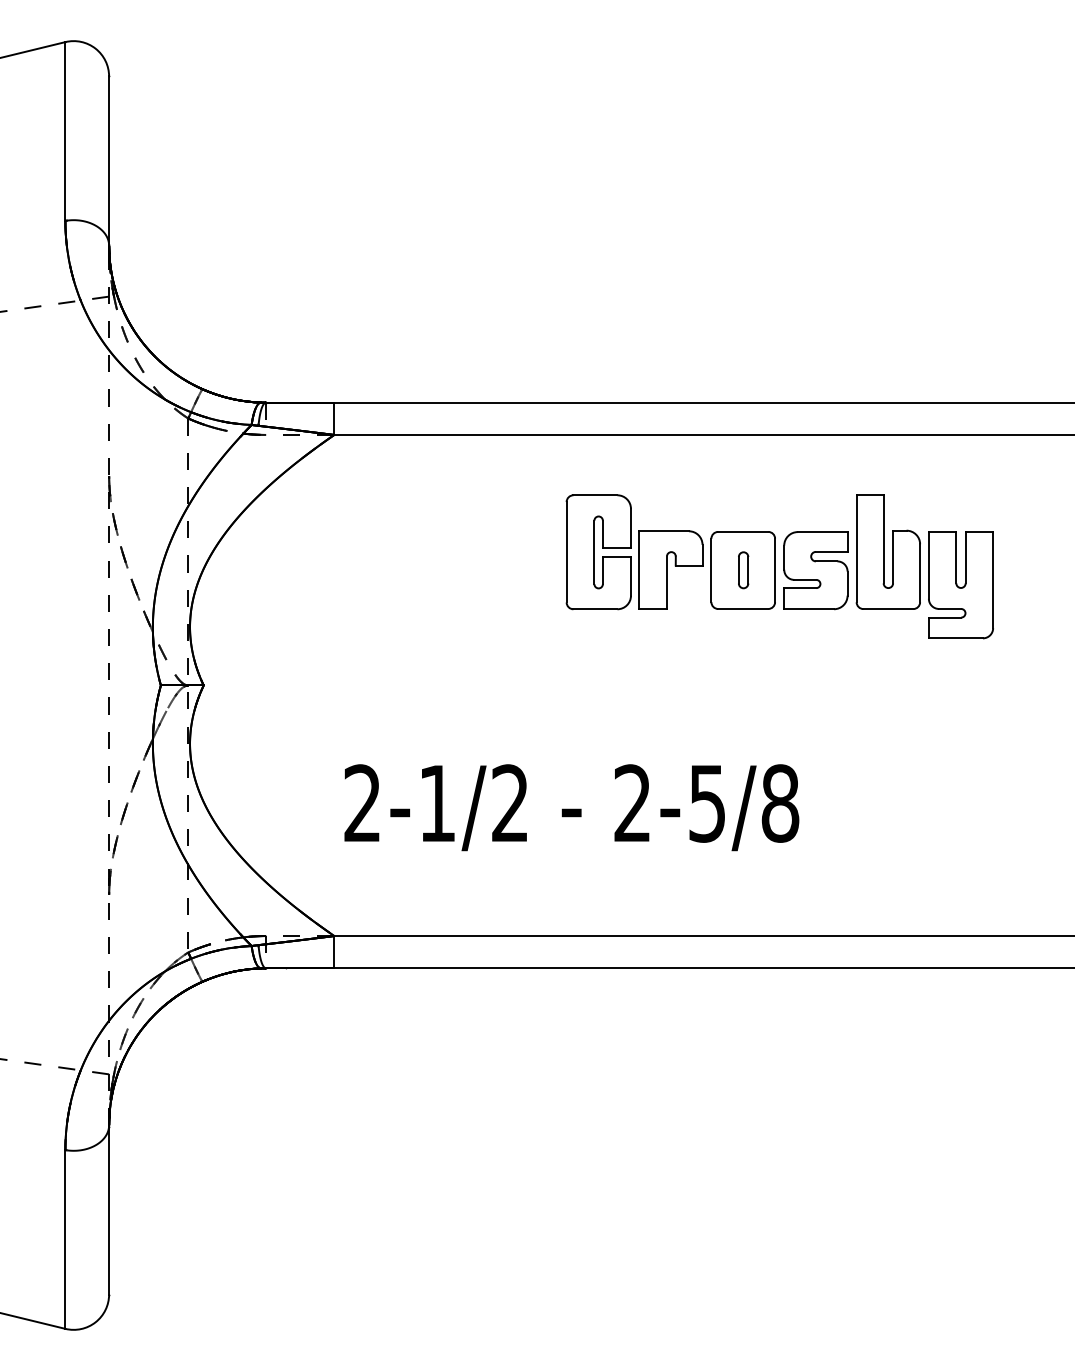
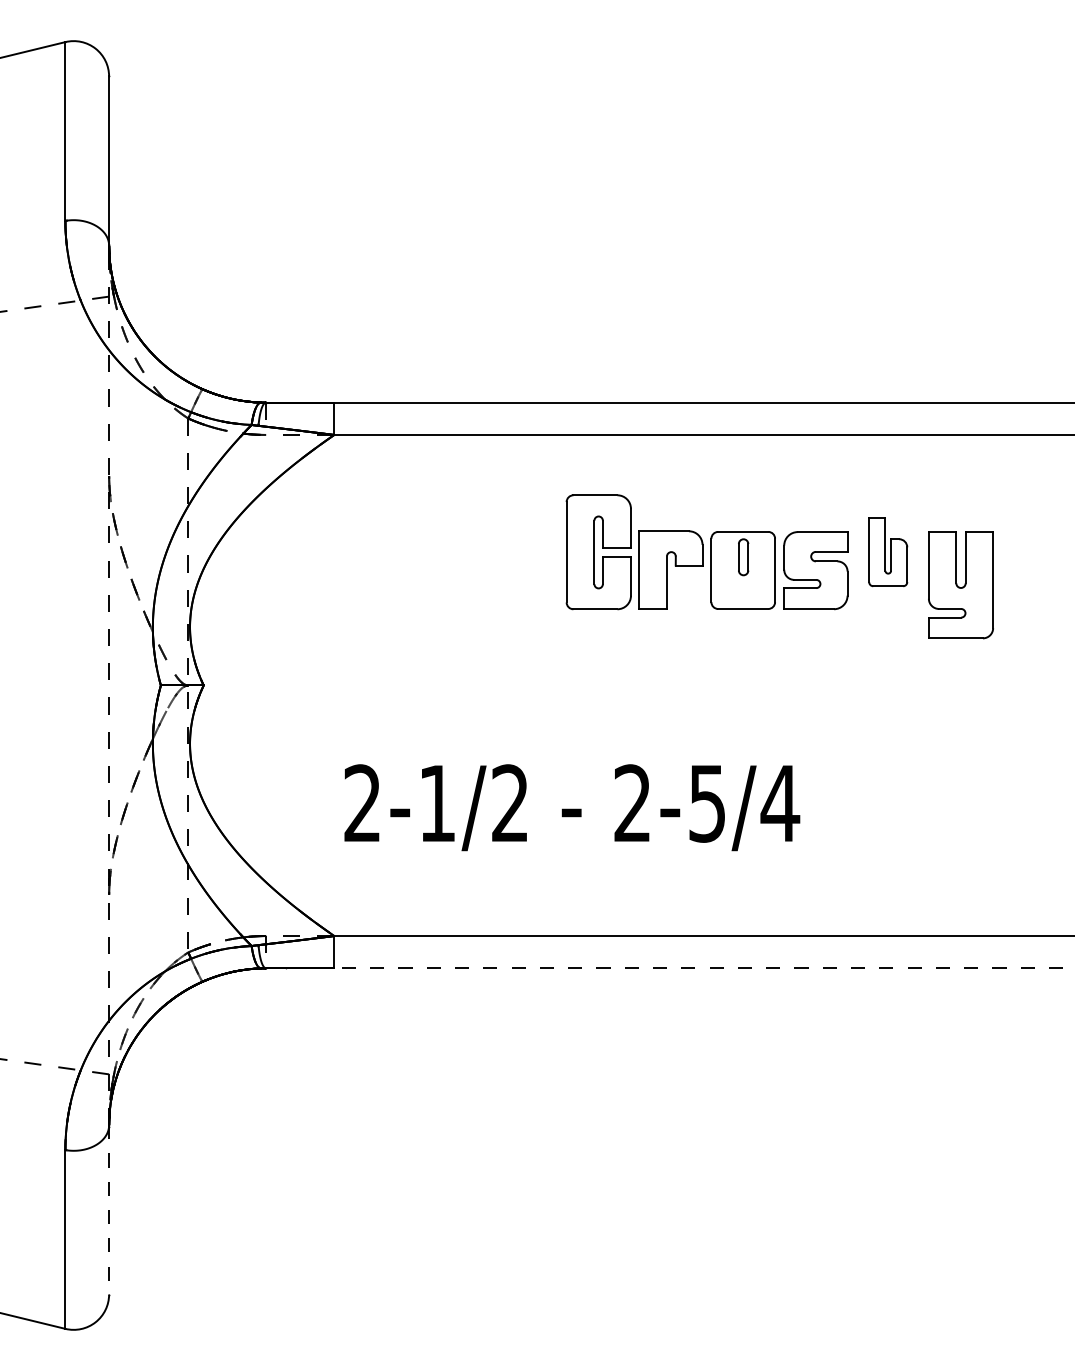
part size: 66x116 px -> 41x71 px (888, 552)
part position: (743, 570) -> (743, 557) (743, 557)
text: 2-5/8 -> 2-5/4 (780, 803)
line: solid -> dashed (669, 968)
line: solid -> dashed (109, 1209)
